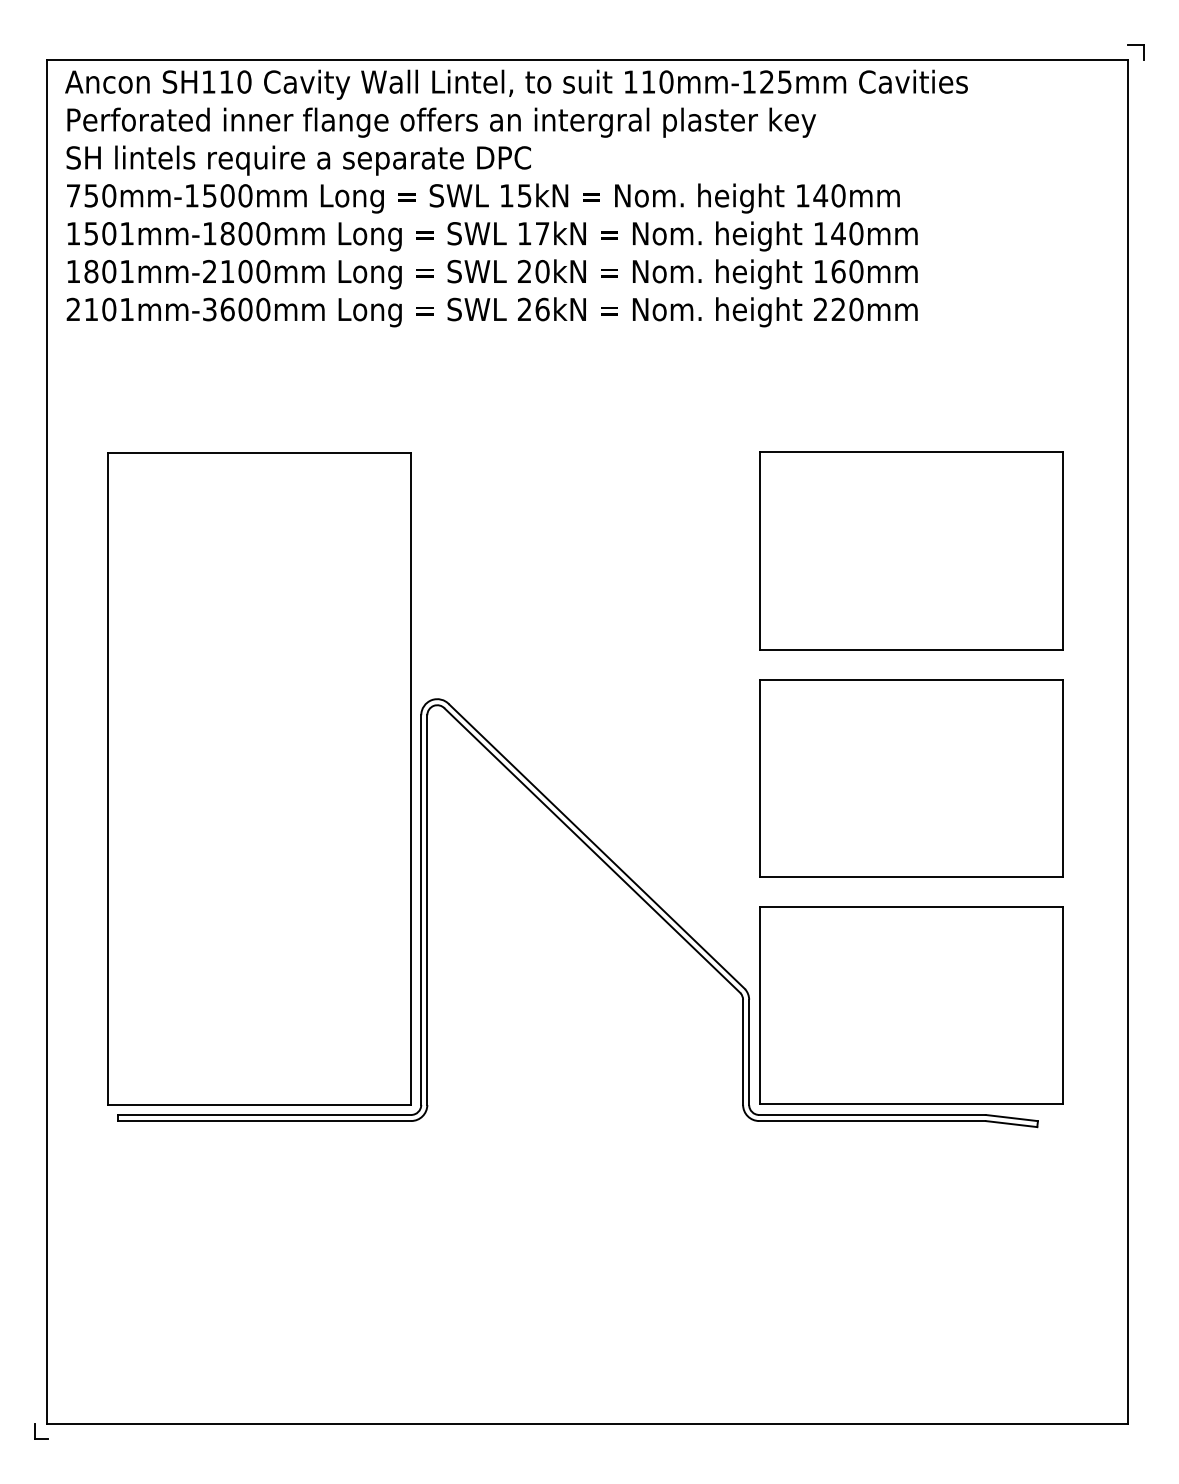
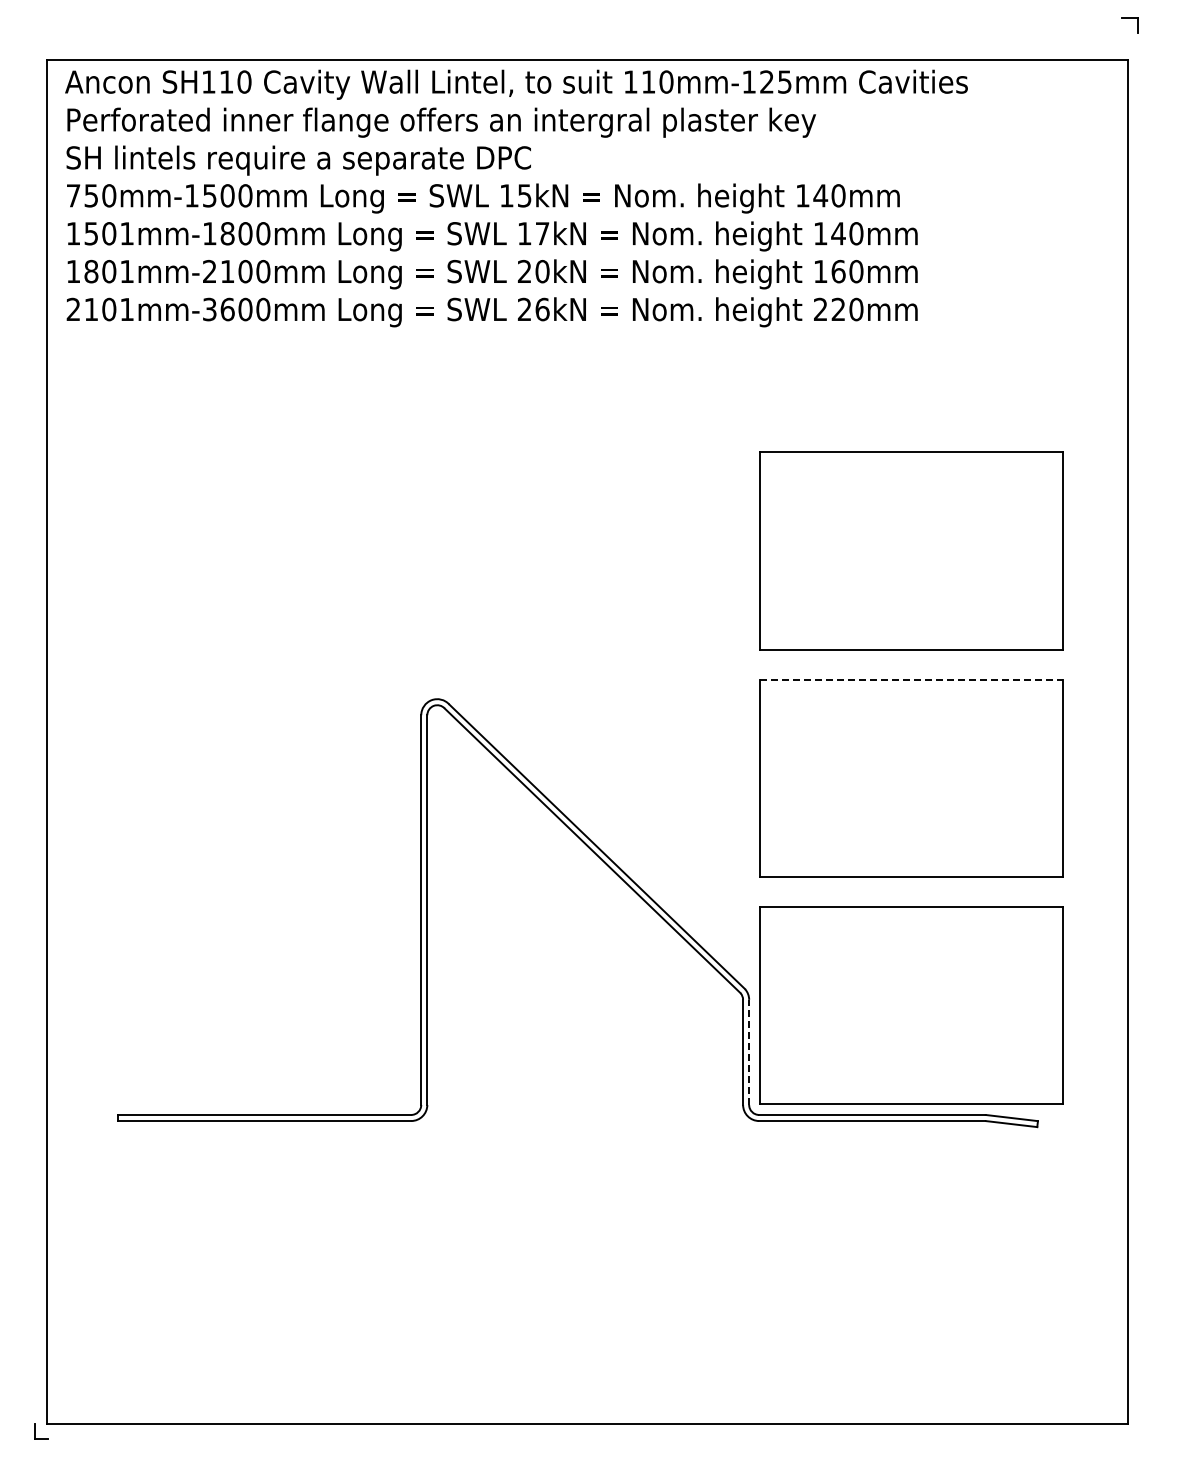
part position: (1135, 45) -> (1129, 18) (1129, 18)
line: solid -> dashed (911, 679)
part: present -> none (259, 778)
line: solid -> dashed (749, 1052)
